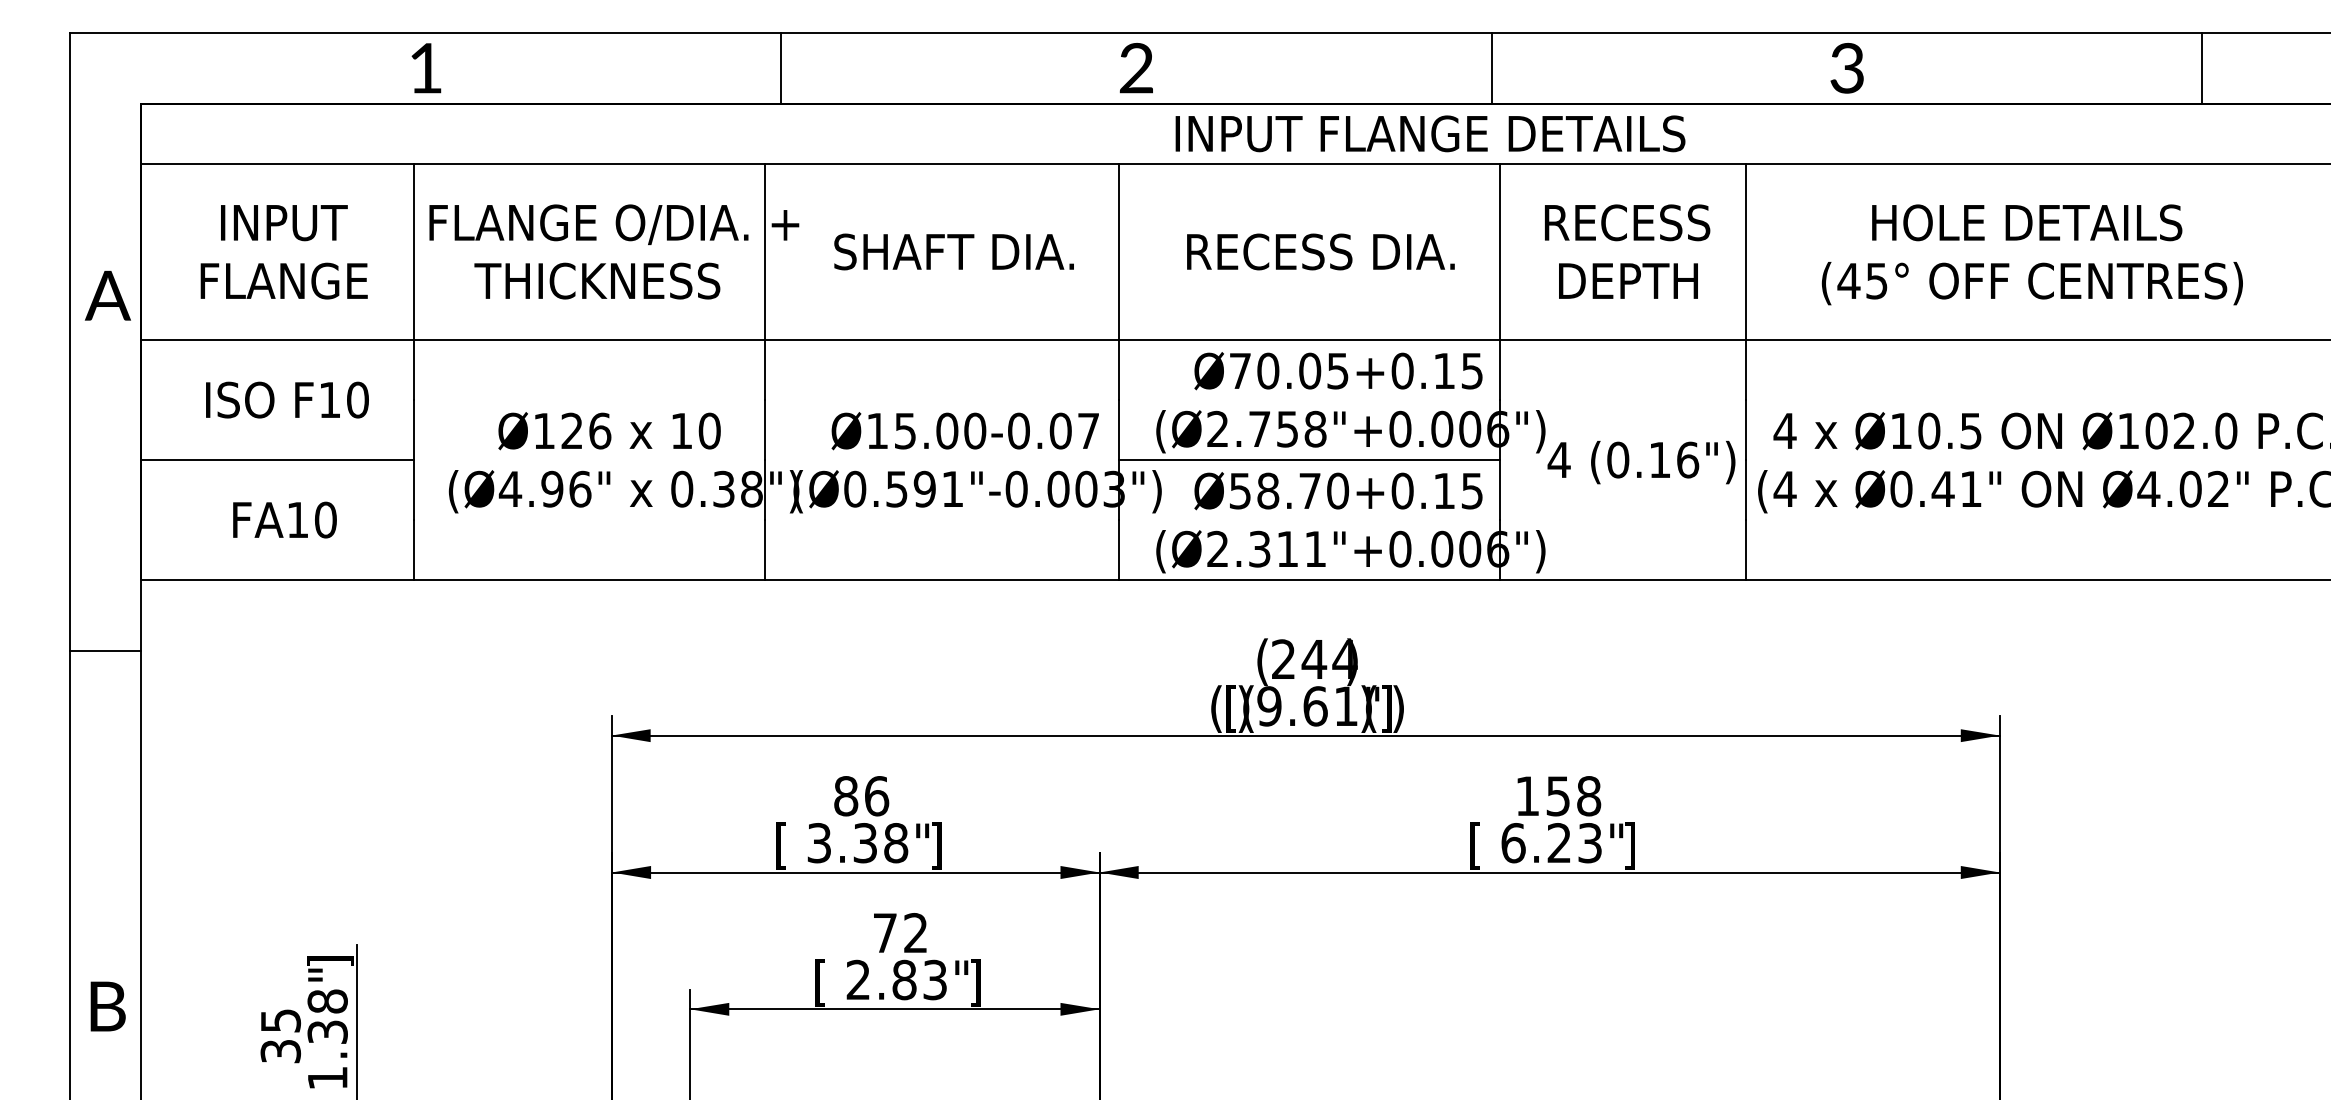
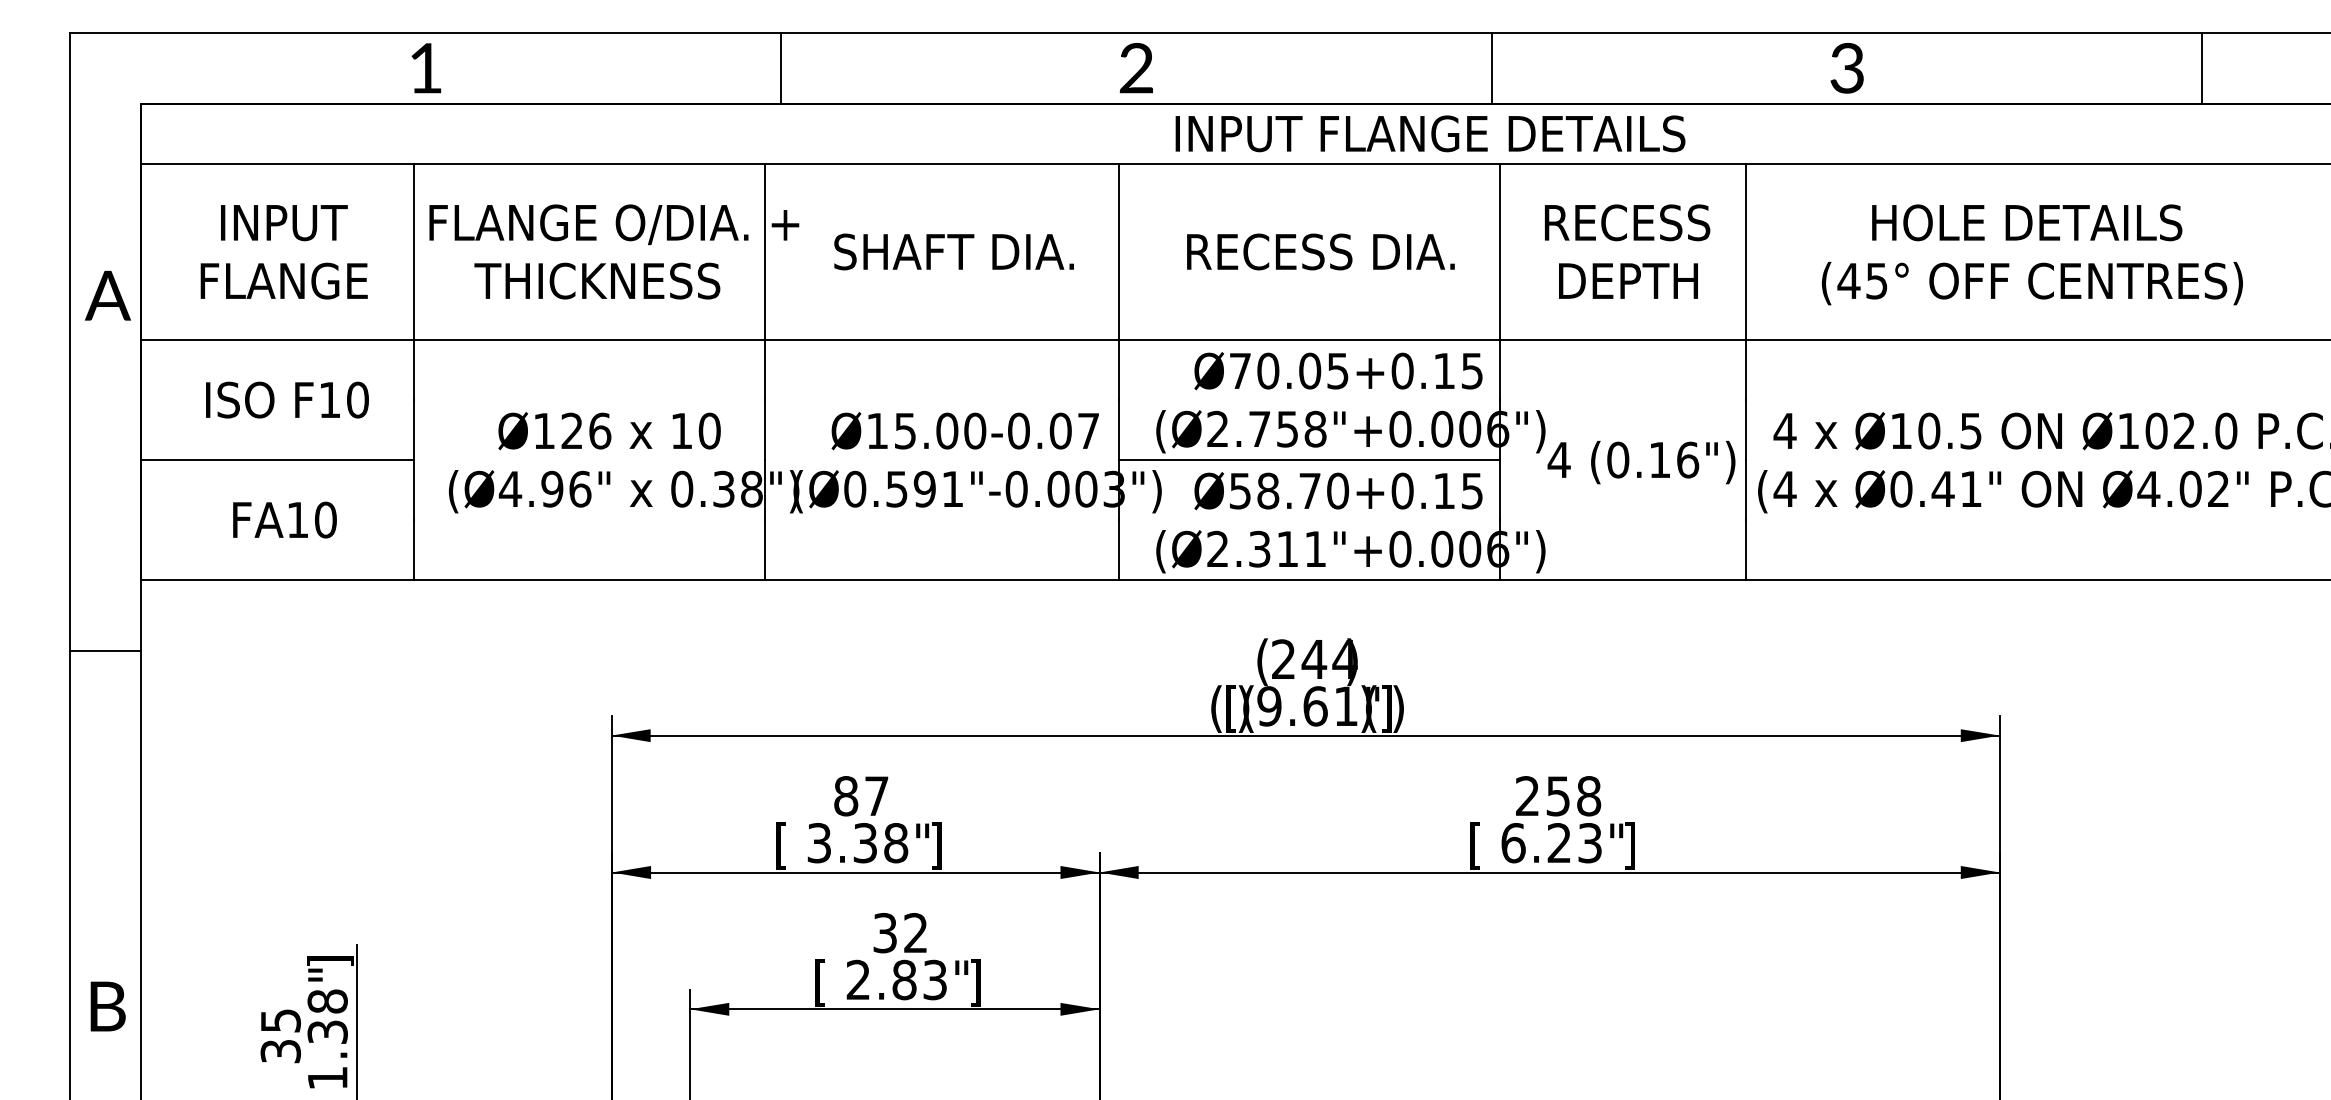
text: 158 -> 258 (1527, 795)
text: 86 -> 87 (877, 796)
text: 72 -> 32 (884, 933)
